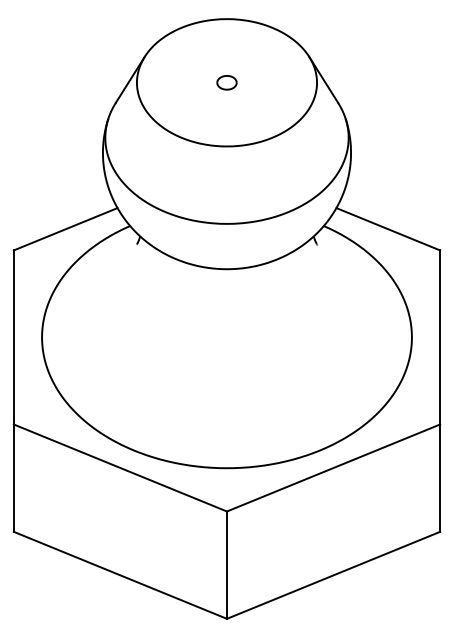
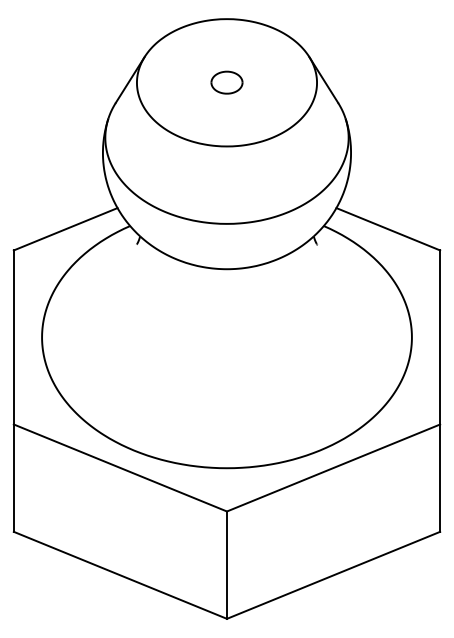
part size: 22x16 px -> 34x25 px (226, 82)
